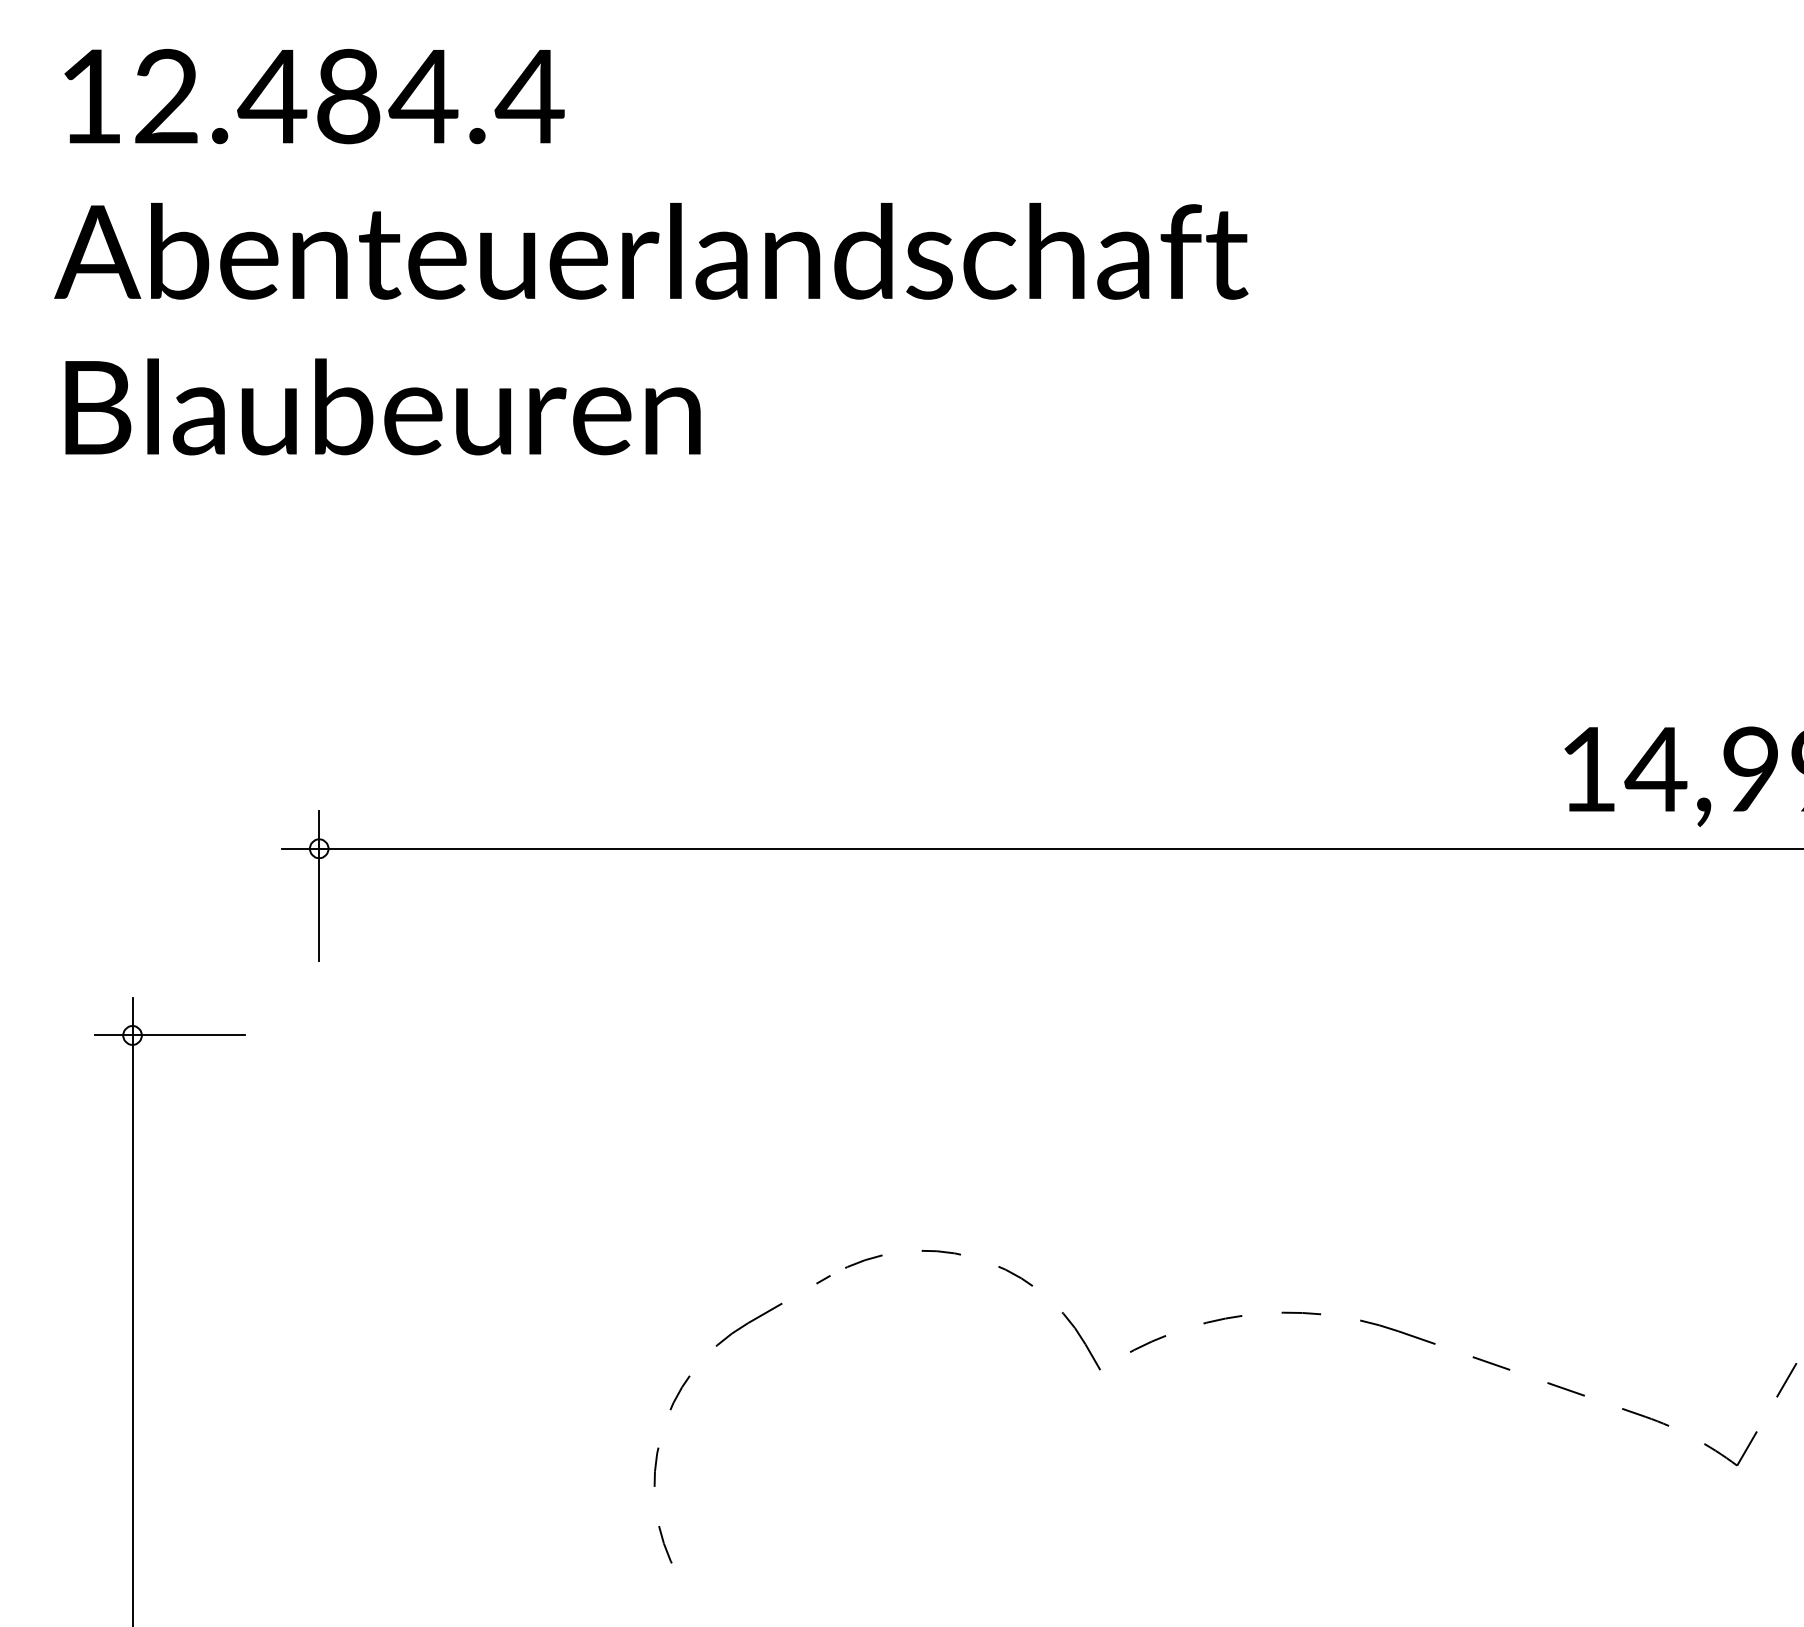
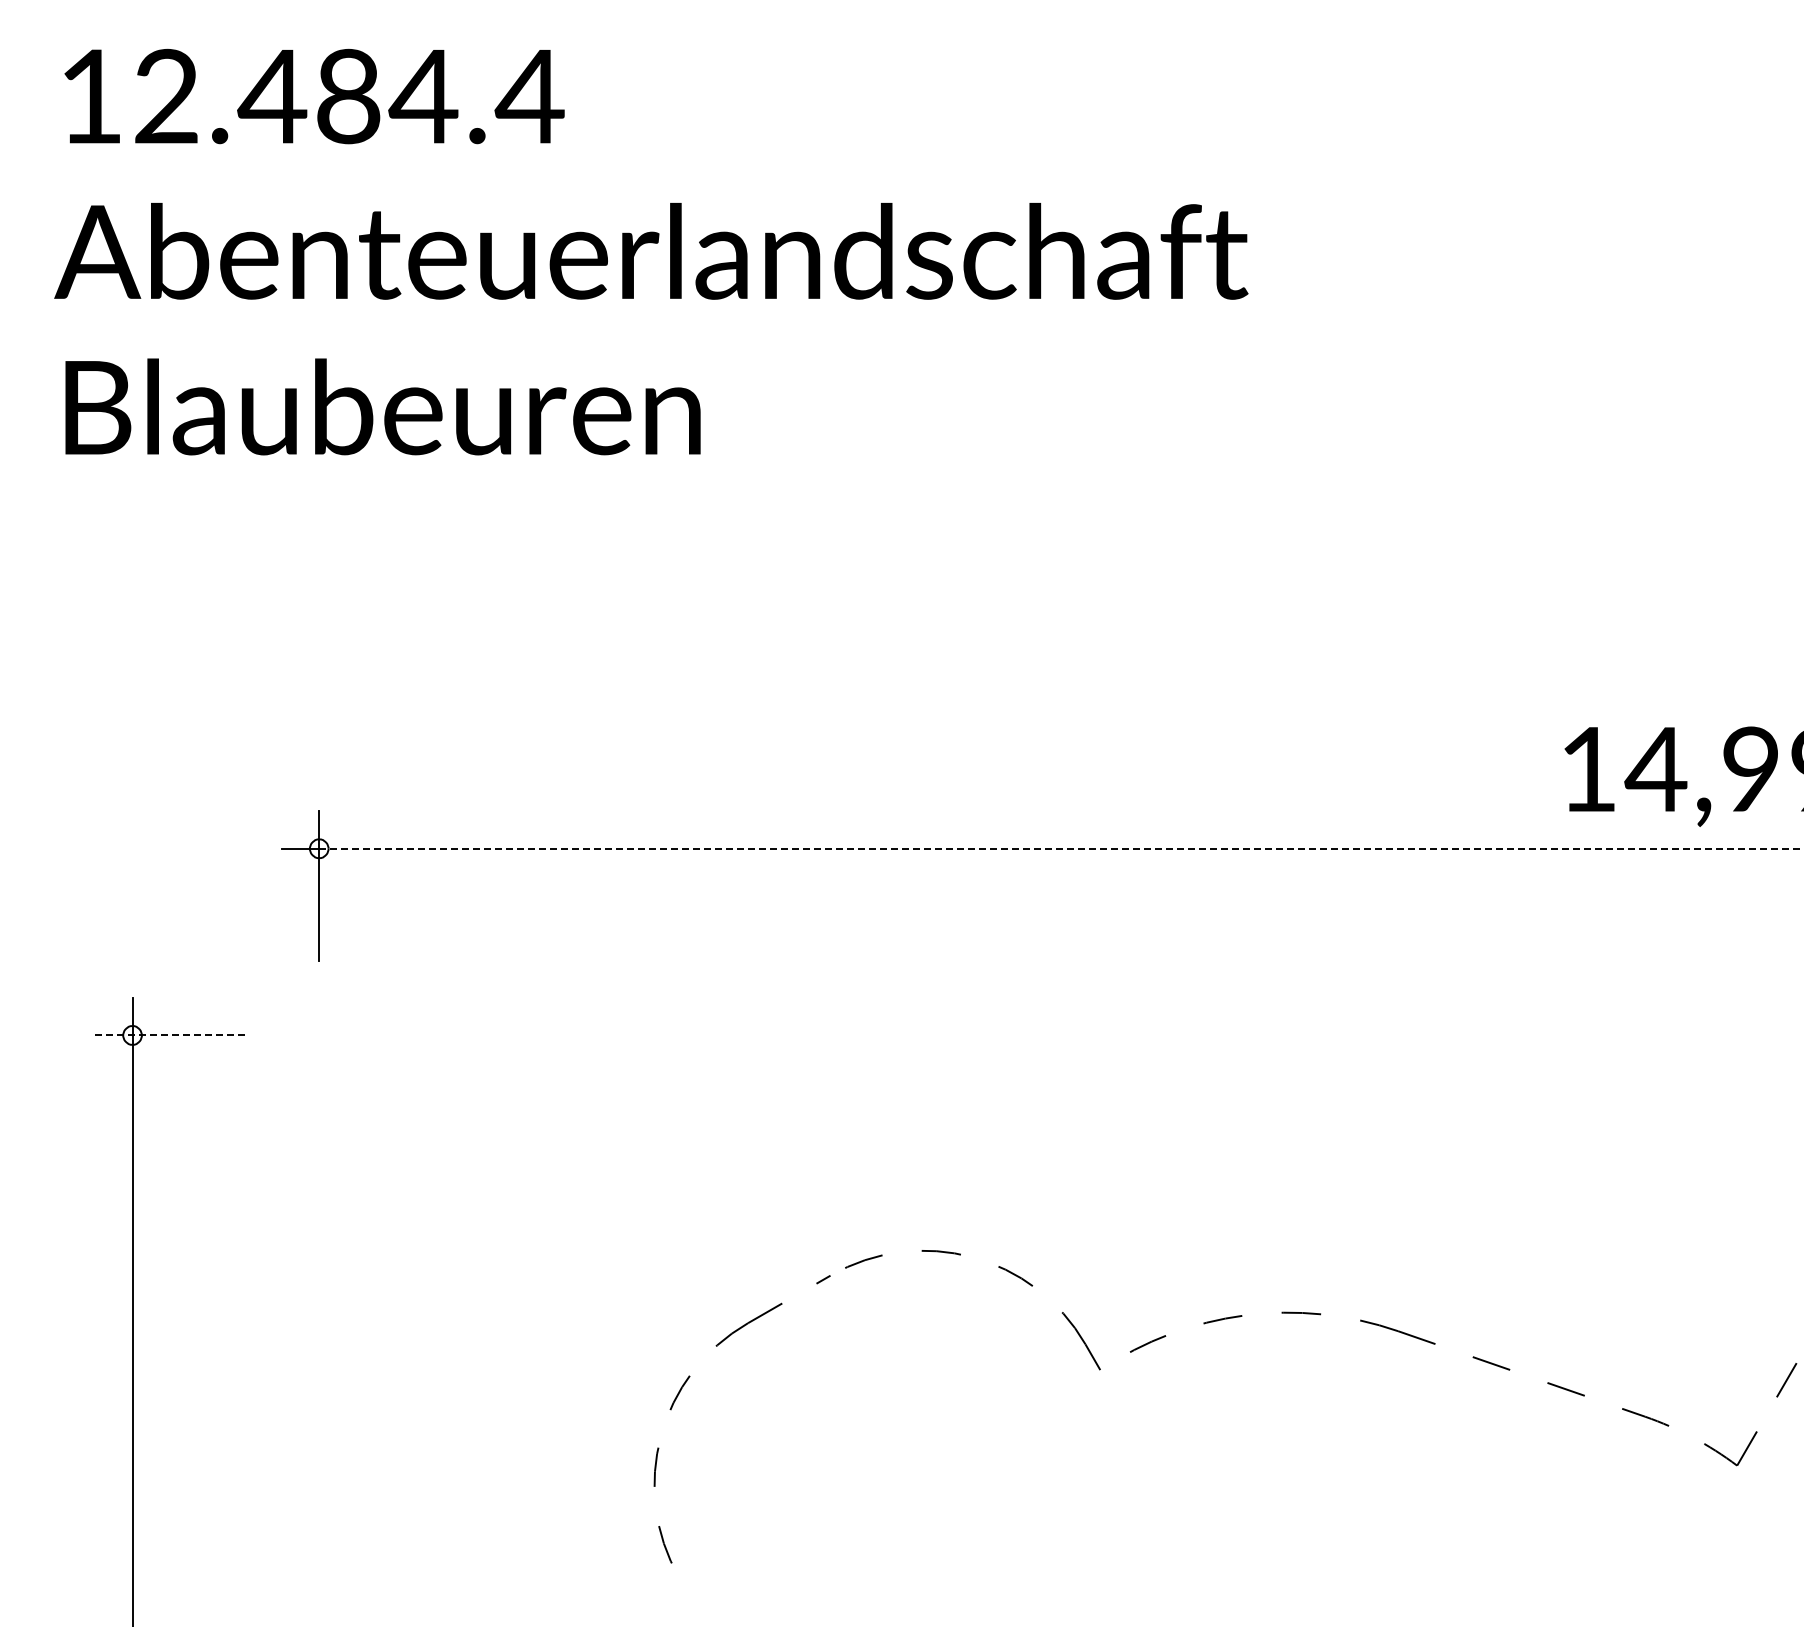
line: solid -> dashed (1062, 848)
line: solid -> dashed (169, 1035)
